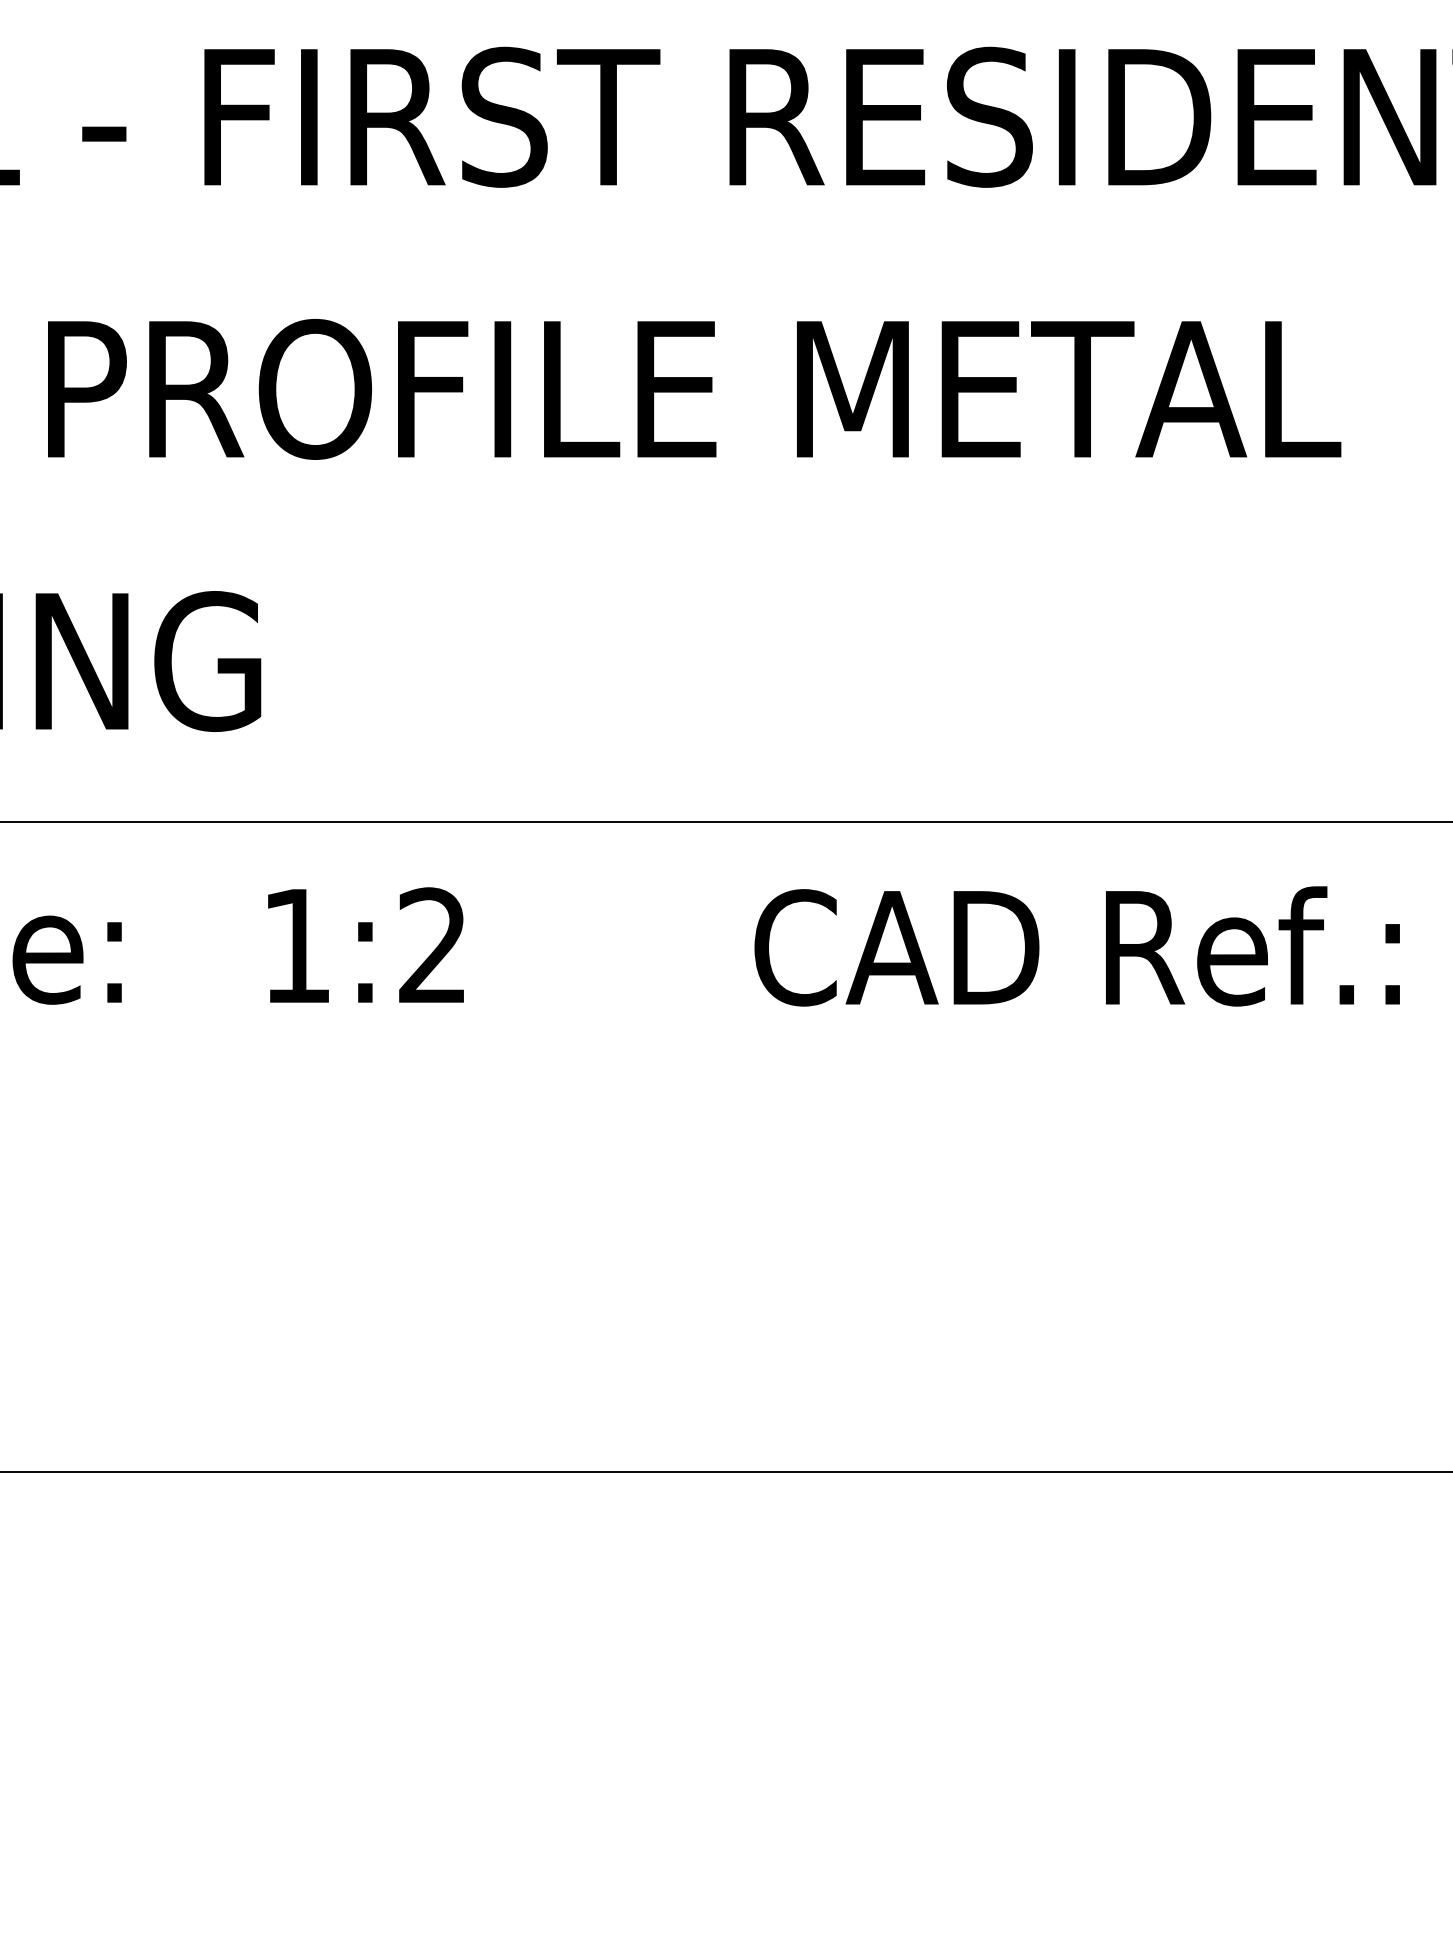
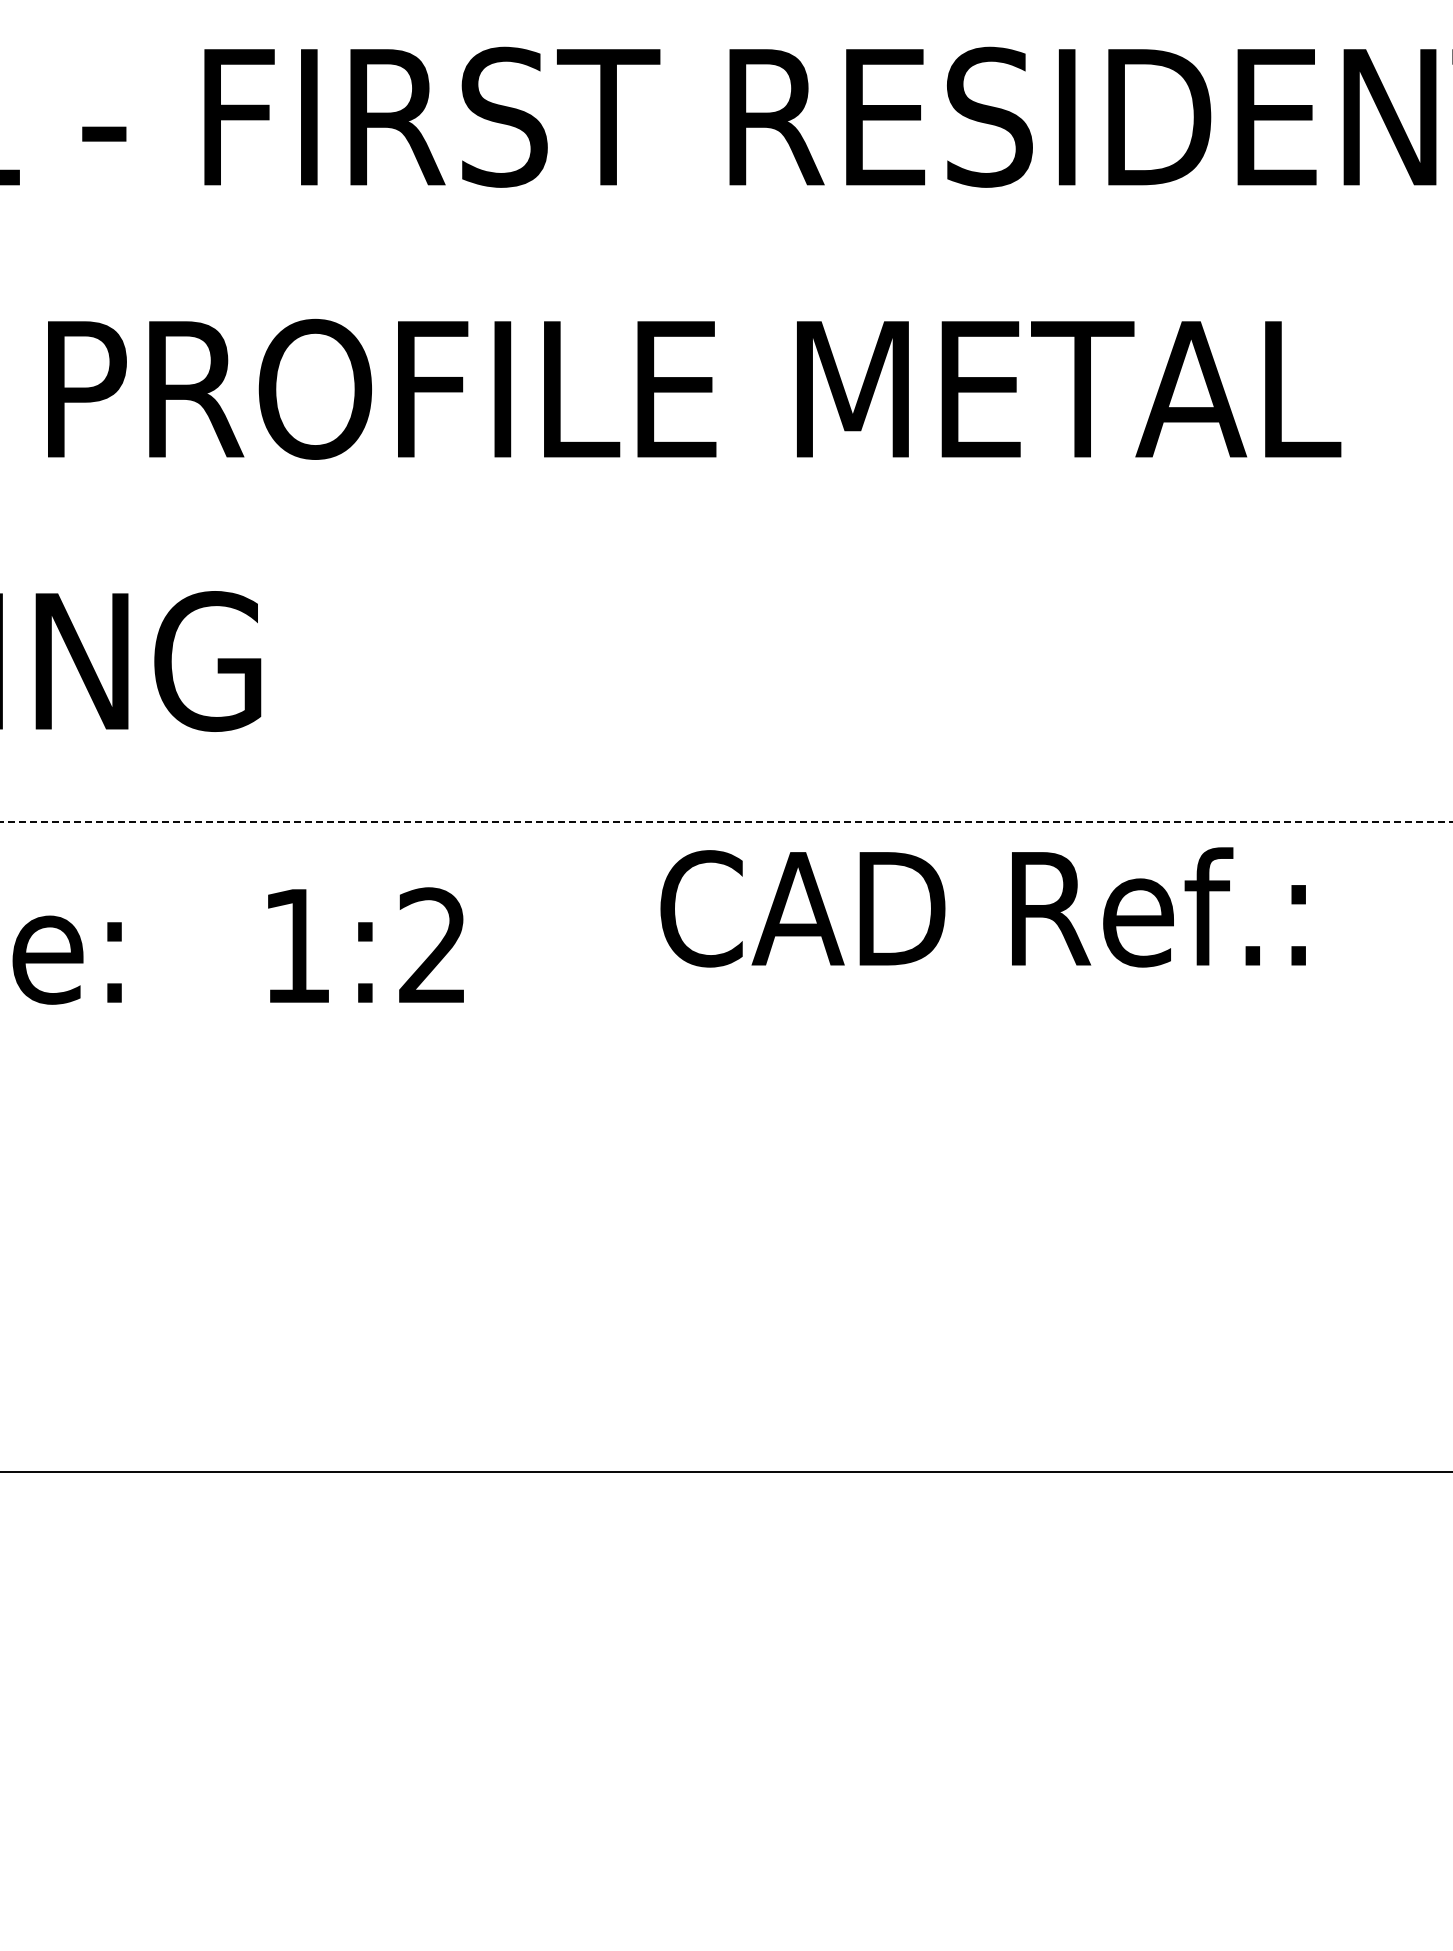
line: solid -> dashed (726, 821)
text position: (1076, 946) -> (982, 907) (982, 907)
